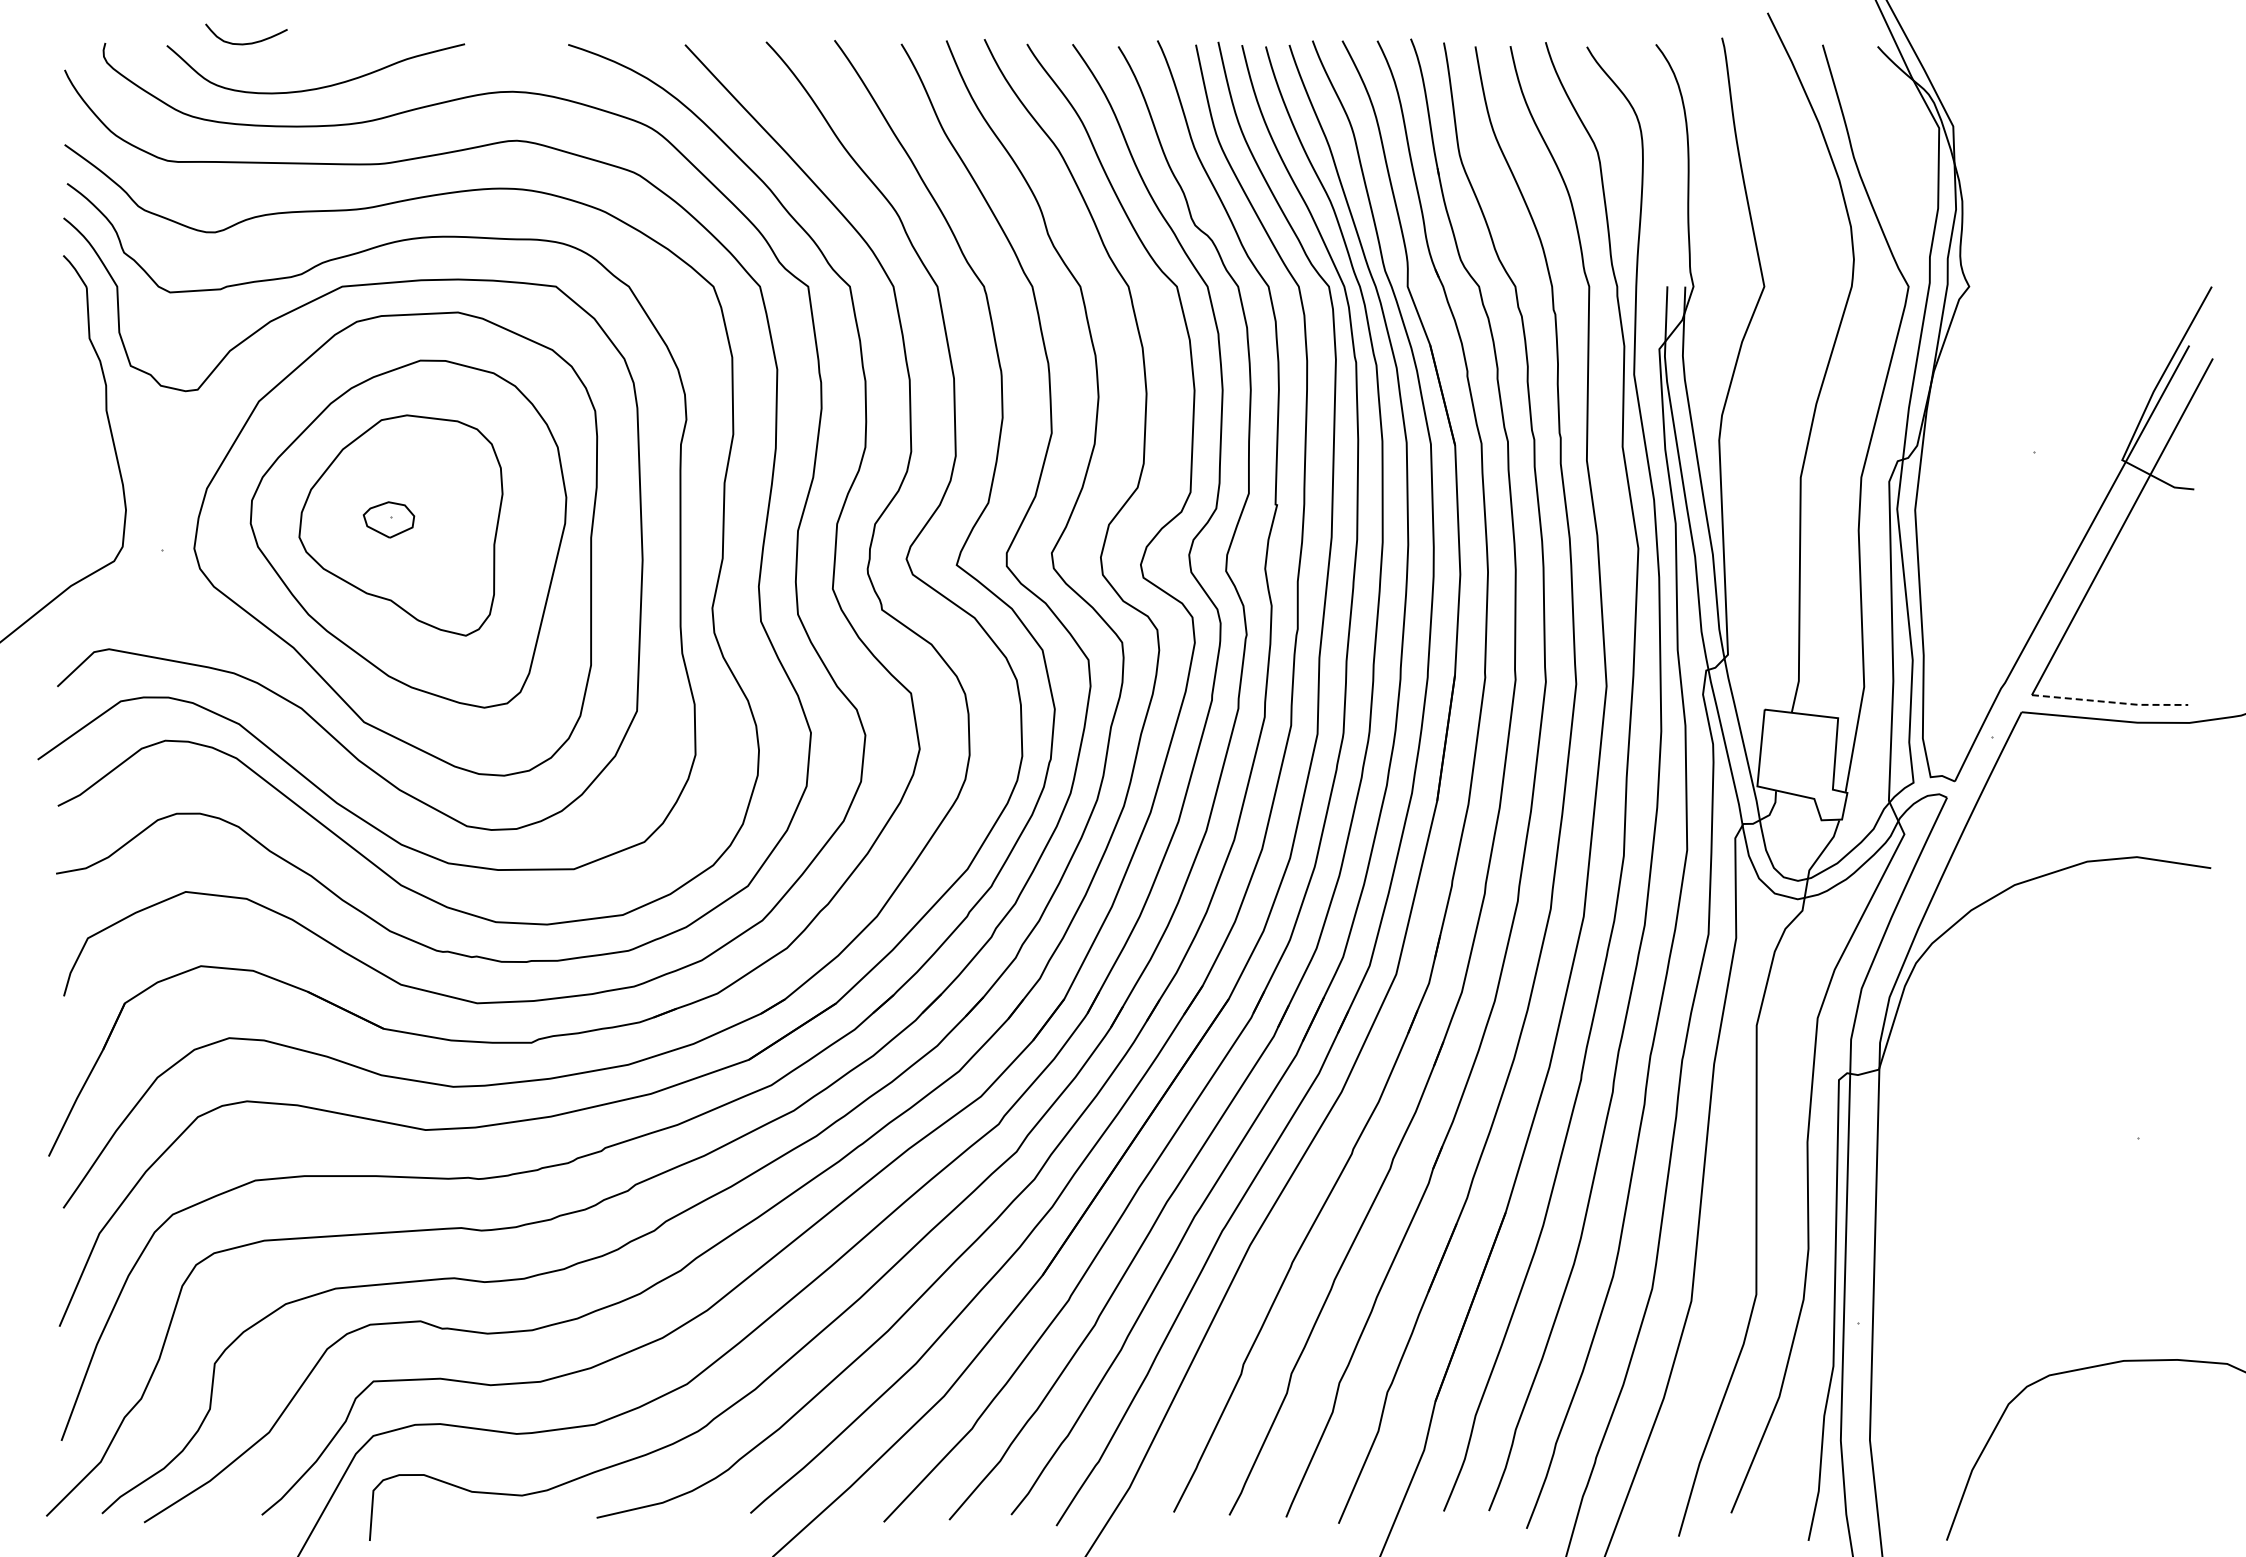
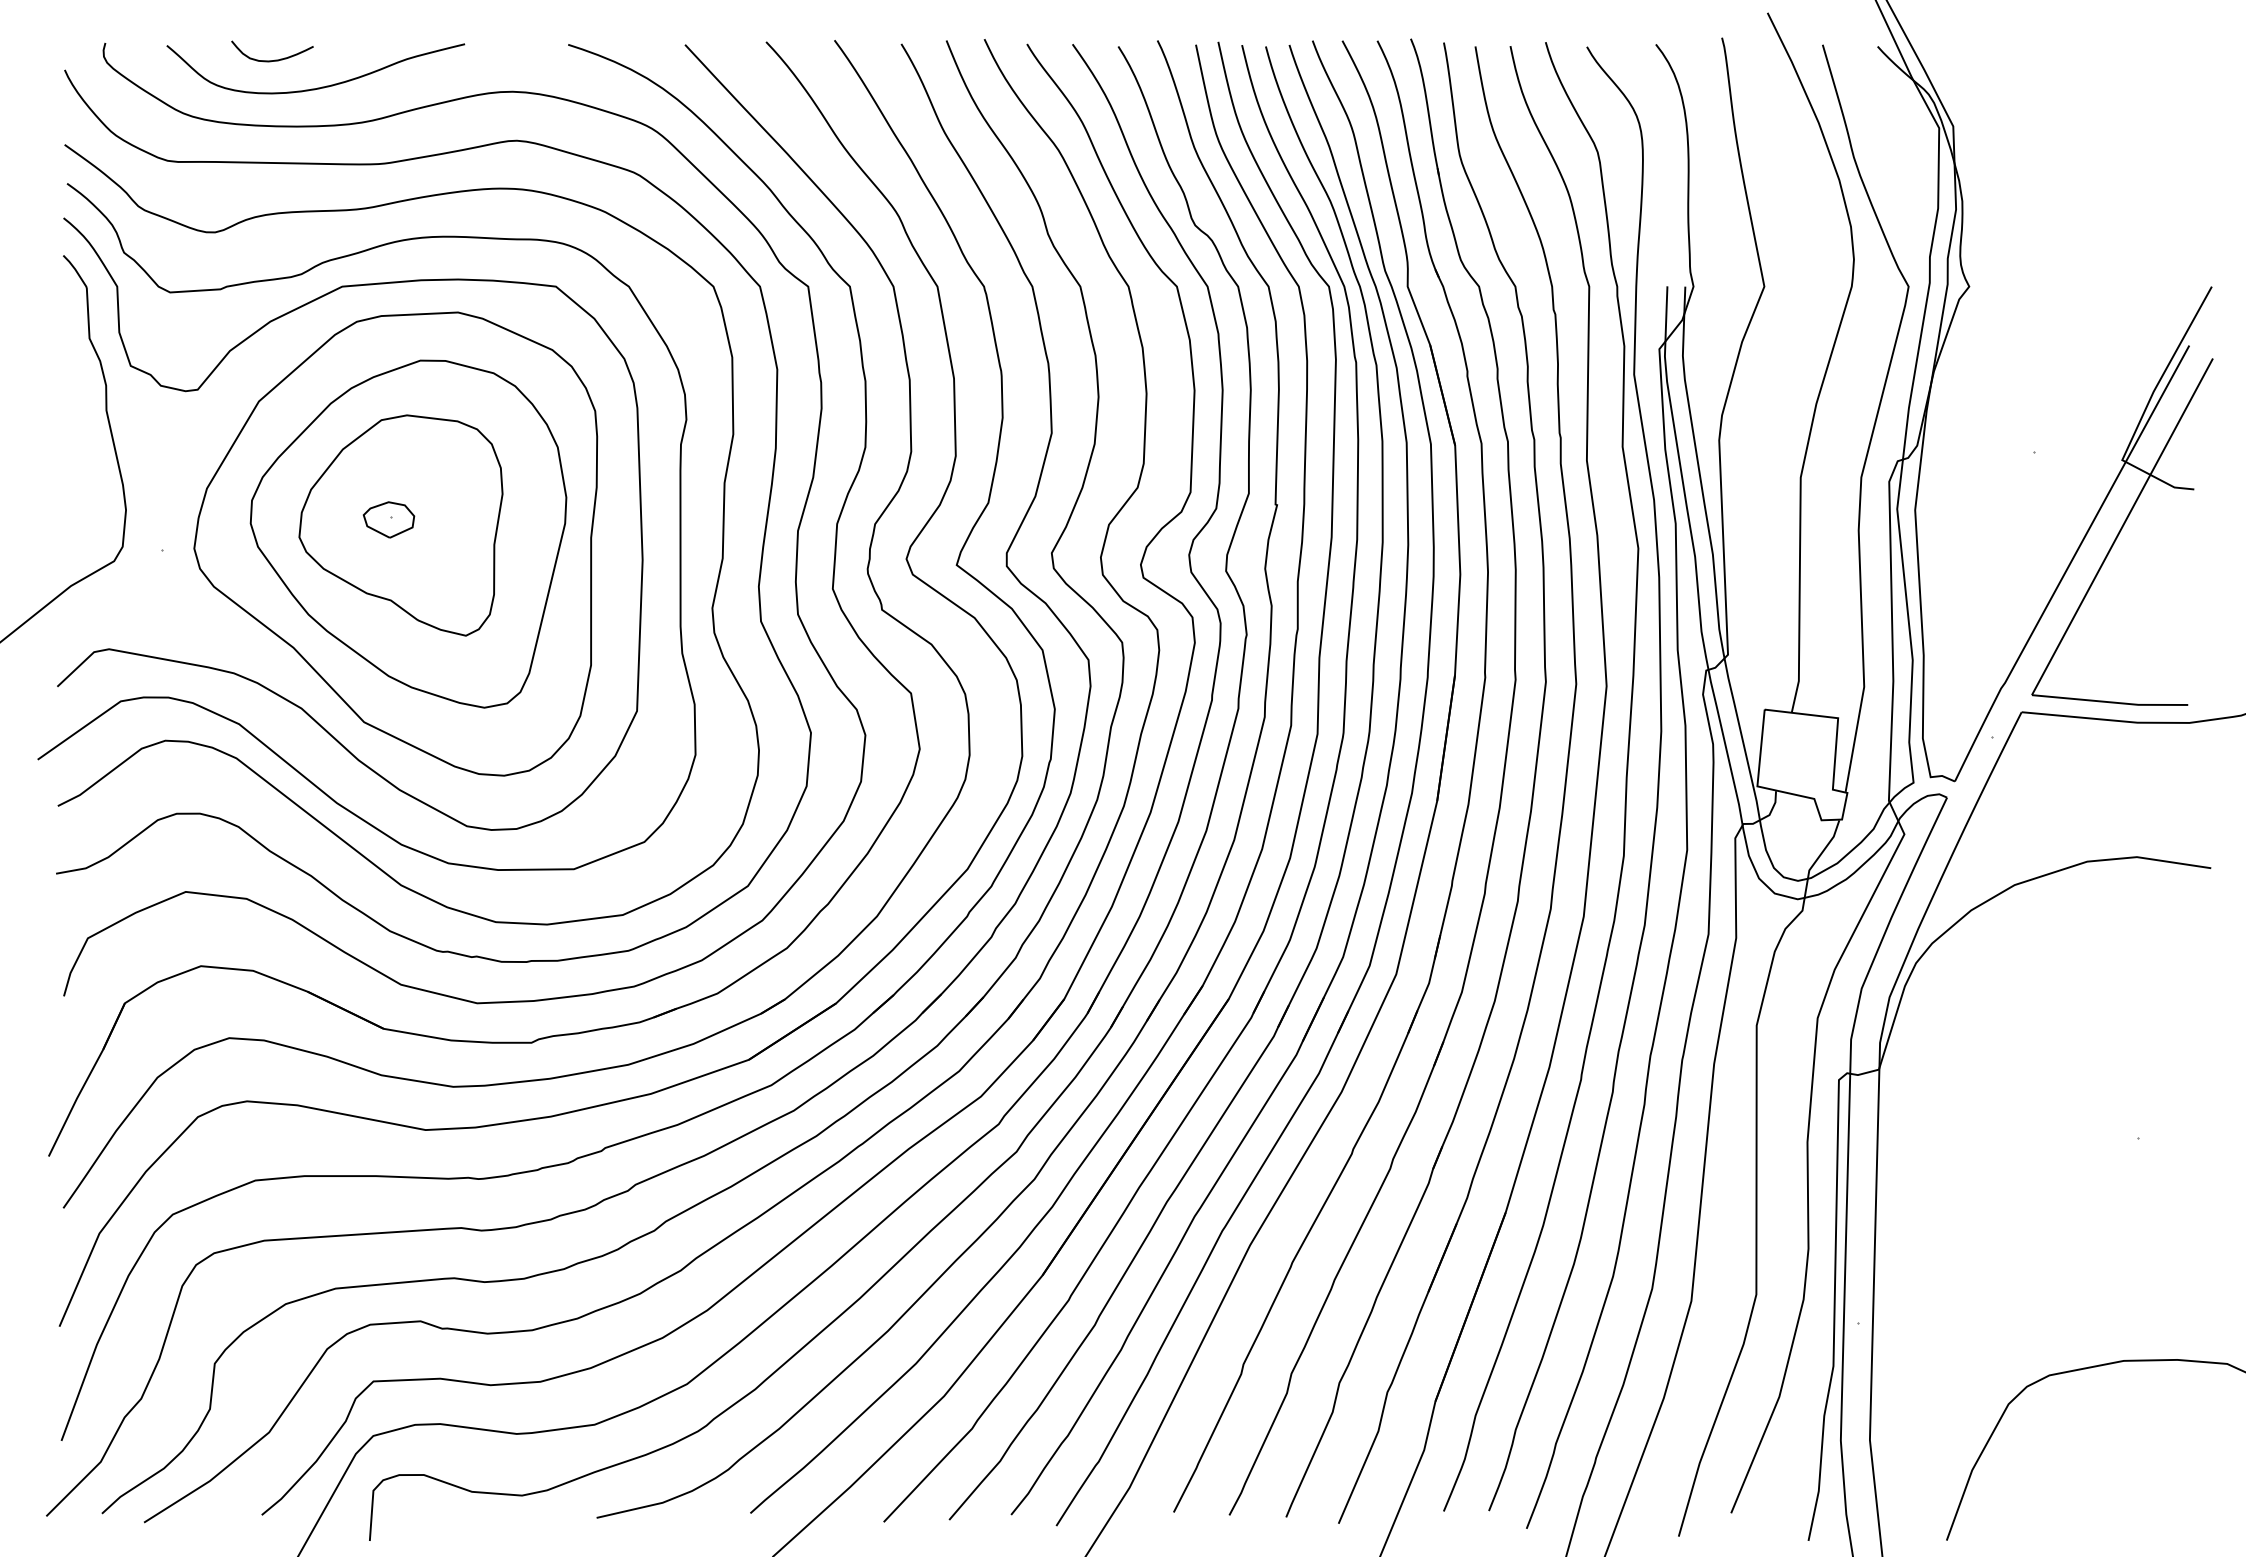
curve position: (248, 42) -> (274, 59) (274, 59)
line: dashed -> solid (2110, 702)
